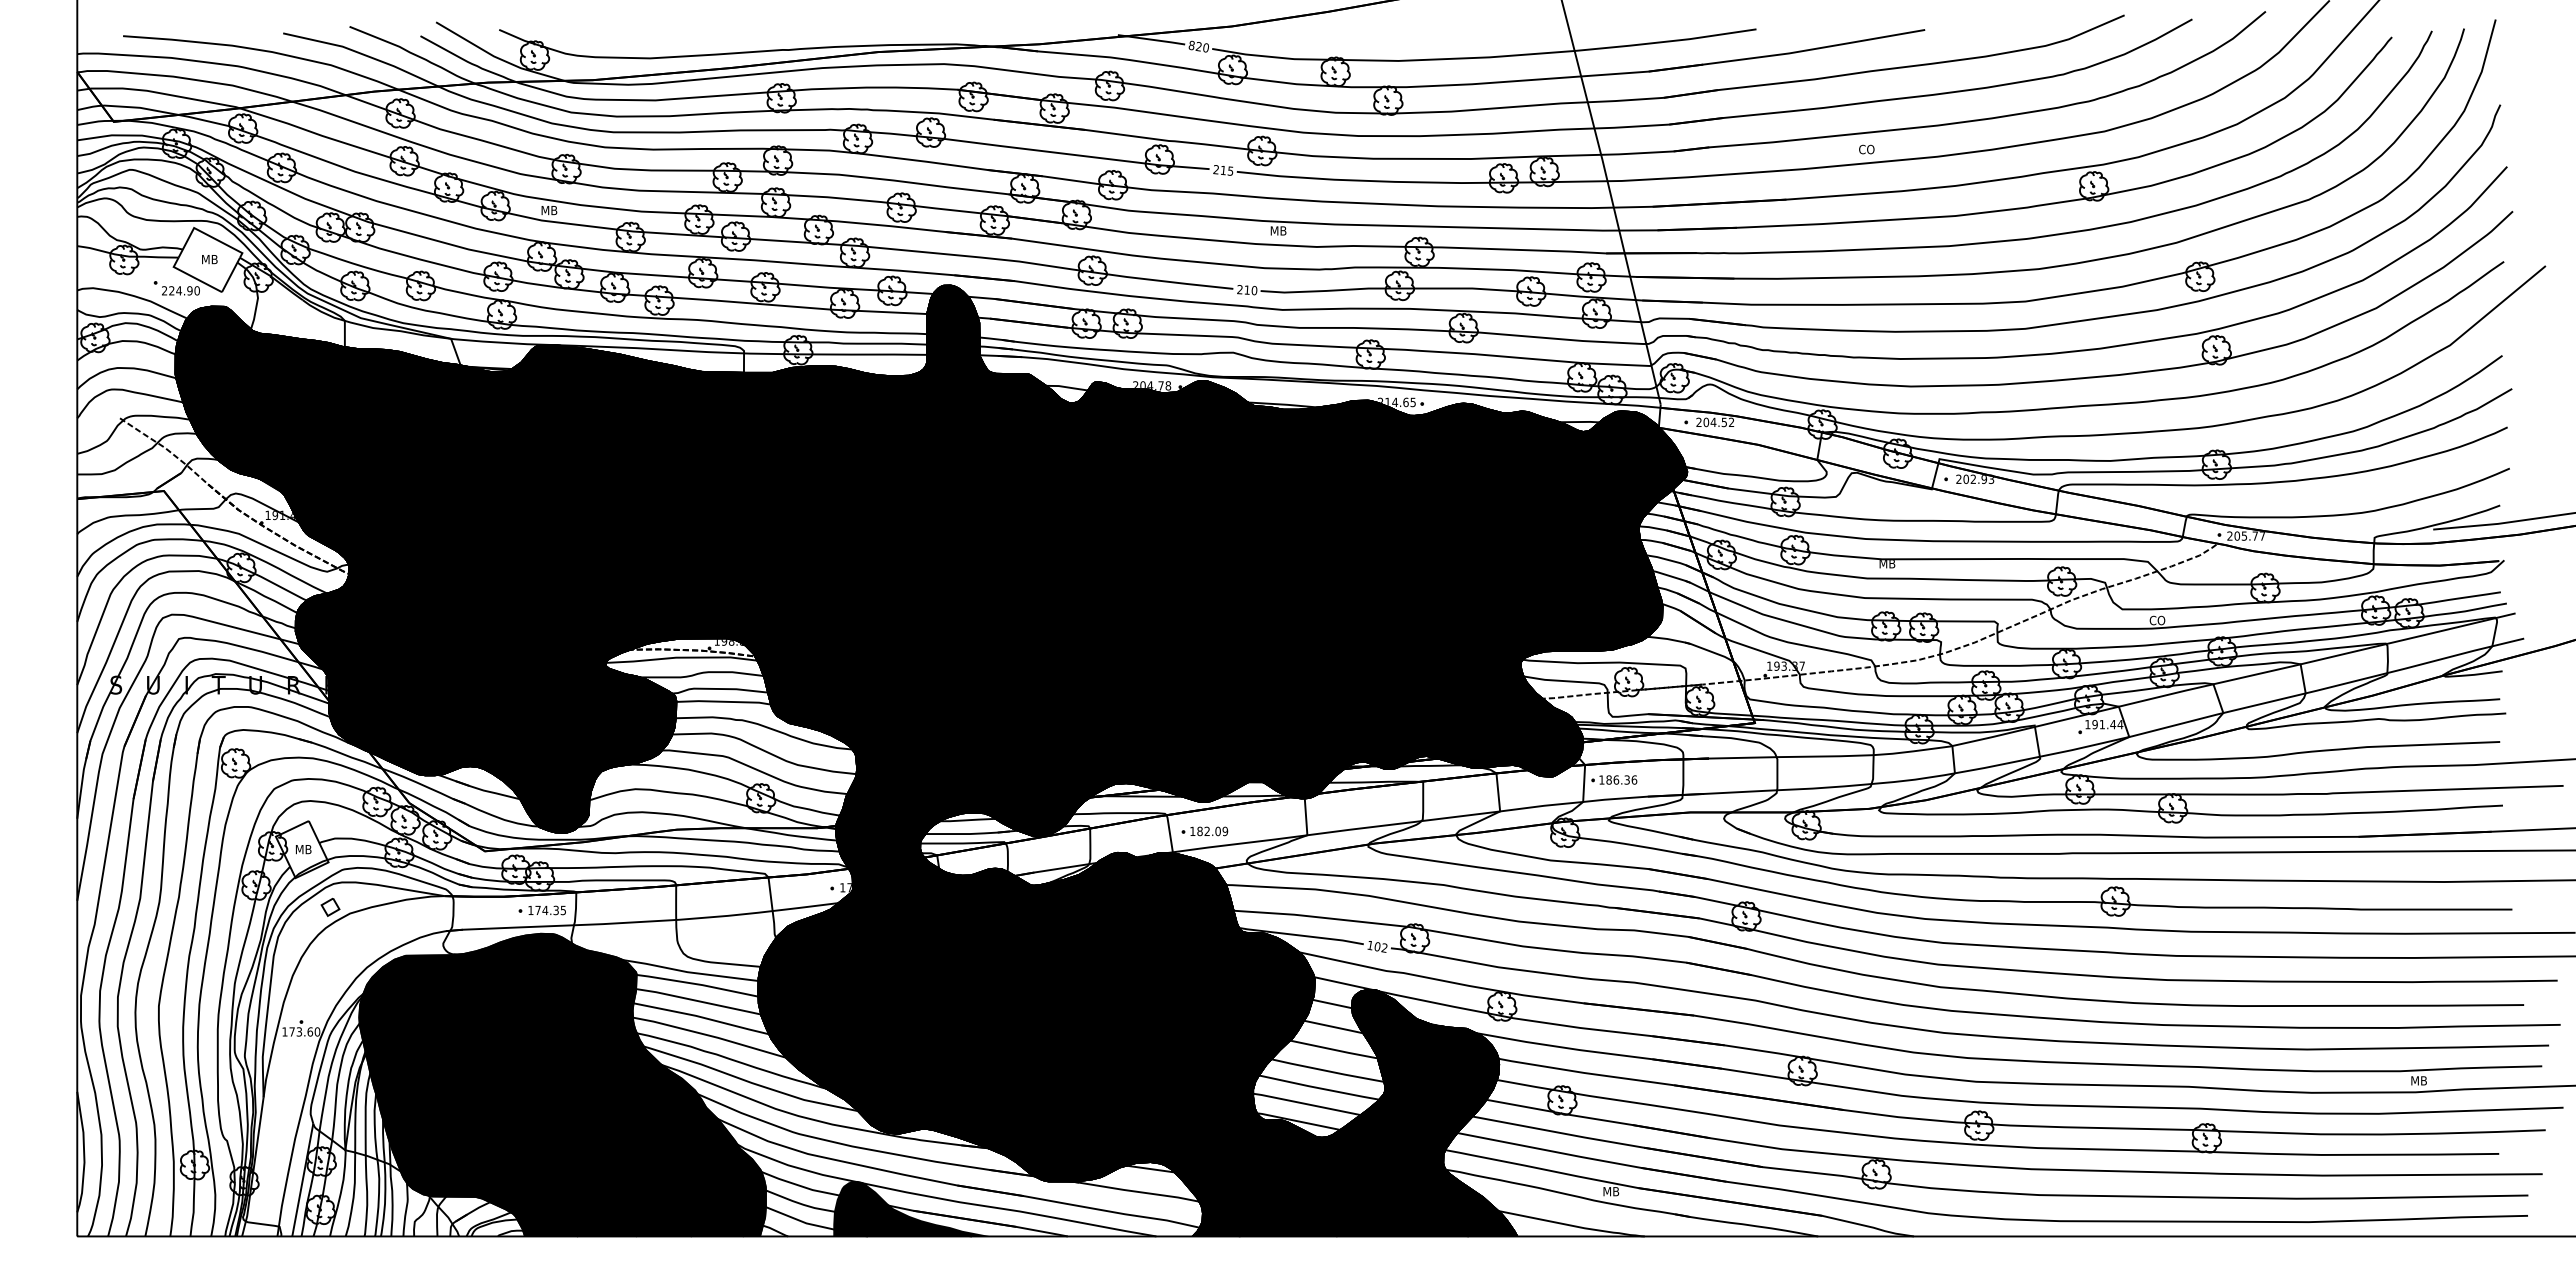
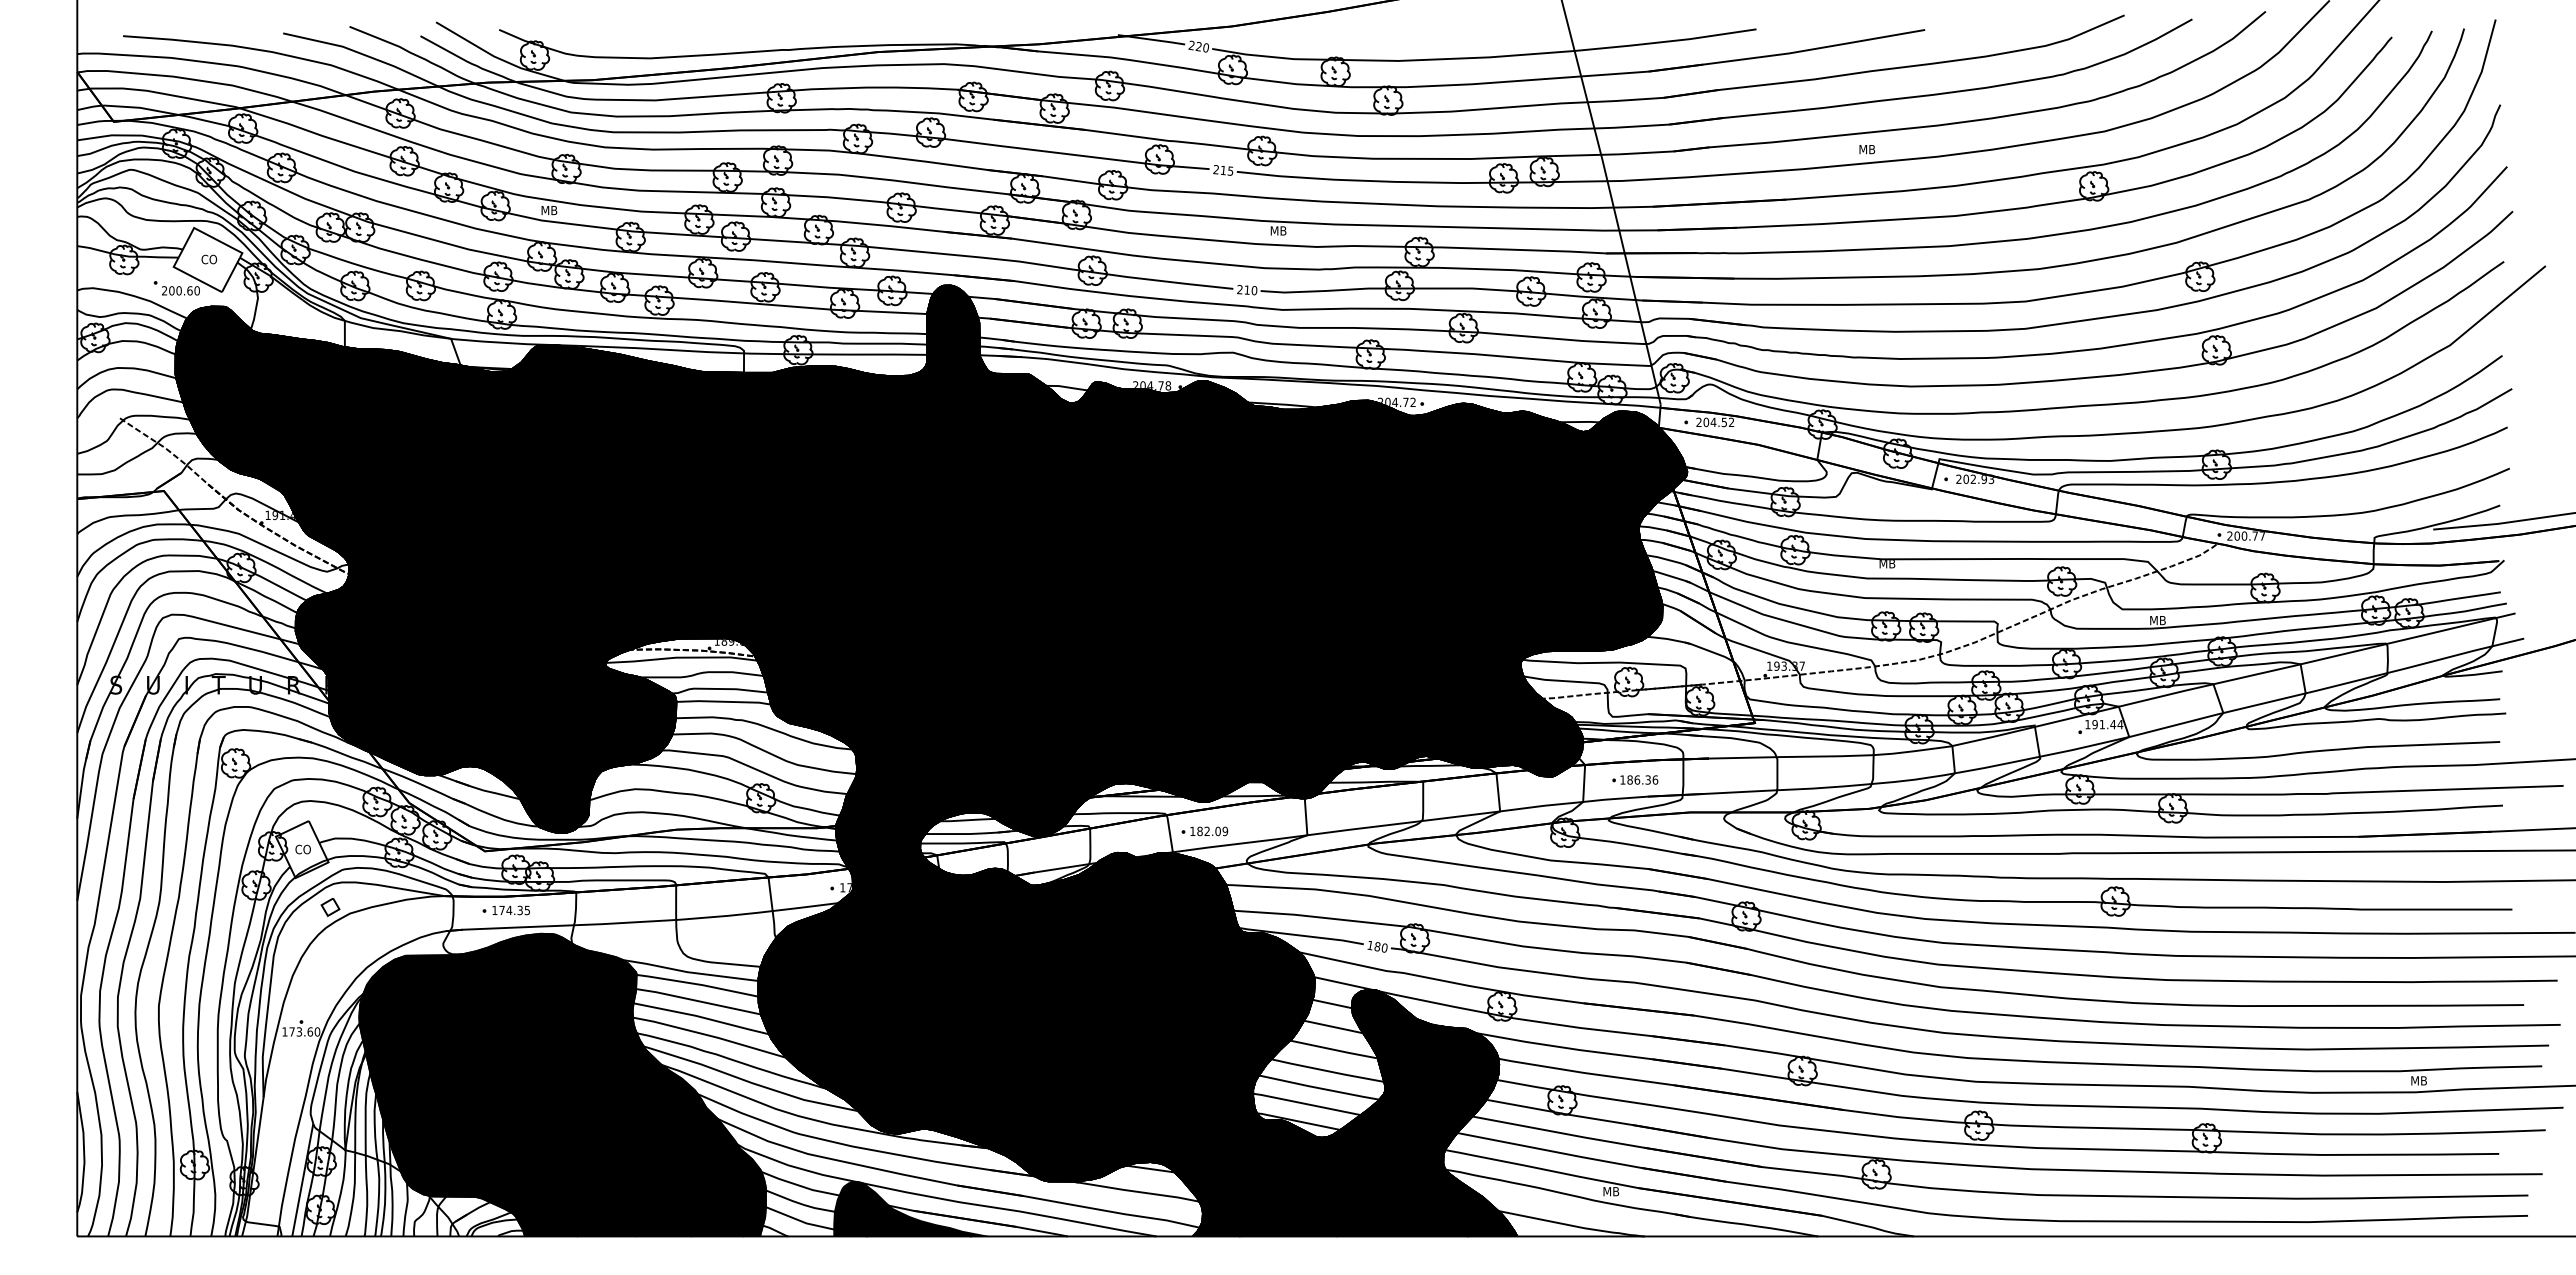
text: 820 -> 220 (1191, 45)
text: CO -> MB (1867, 149)
text: MB -> CO (209, 259)
text: 224.90 -> 200.60 (180, 290)
text: 214.65 -> 204.72 (1400, 402)
text: 205.77 -> 200.77 (2244, 535)
text: CO -> MB (2157, 620)
text: 198.84 -> 189.04 (731, 642)
part position: (1614, 779) -> (1635, 779) (1635, 779)
text: MB -> CO (303, 849)
part position: (541, 910) -> (505, 910) (505, 910)
text: 102 -> 180 (1380, 947)
